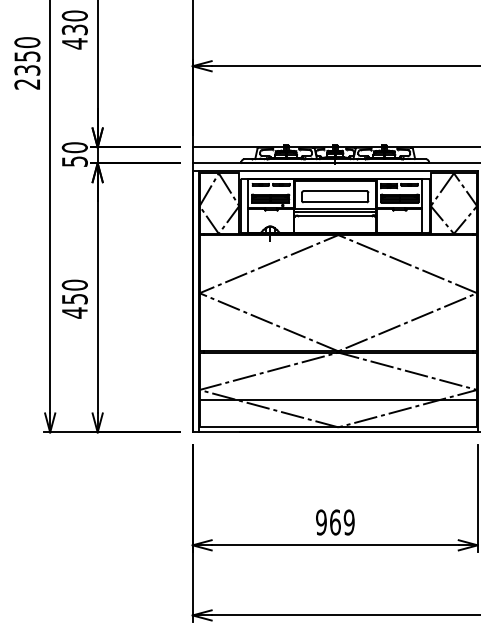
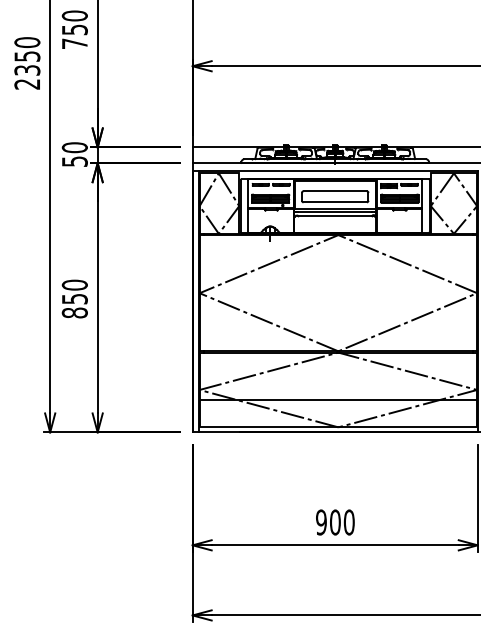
text: 430 -> 750 (74, 36)
text: 450 -> 850 (74, 312)
text: 969 -> 900 (342, 522)
